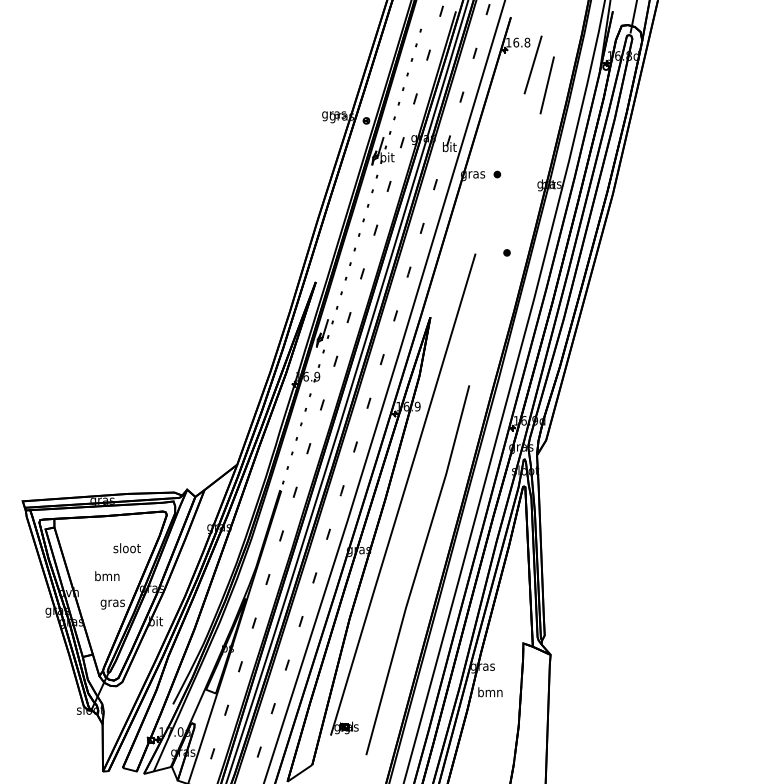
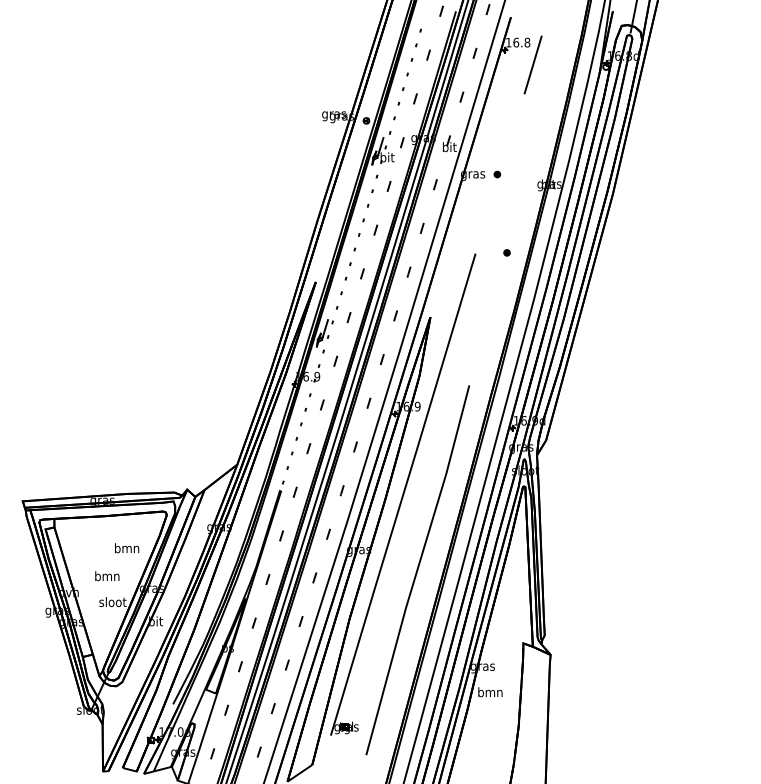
line: present -> none (546, 85)
text: sloot -> bmn (126, 548)
text: gras -> sloot (112, 603)
